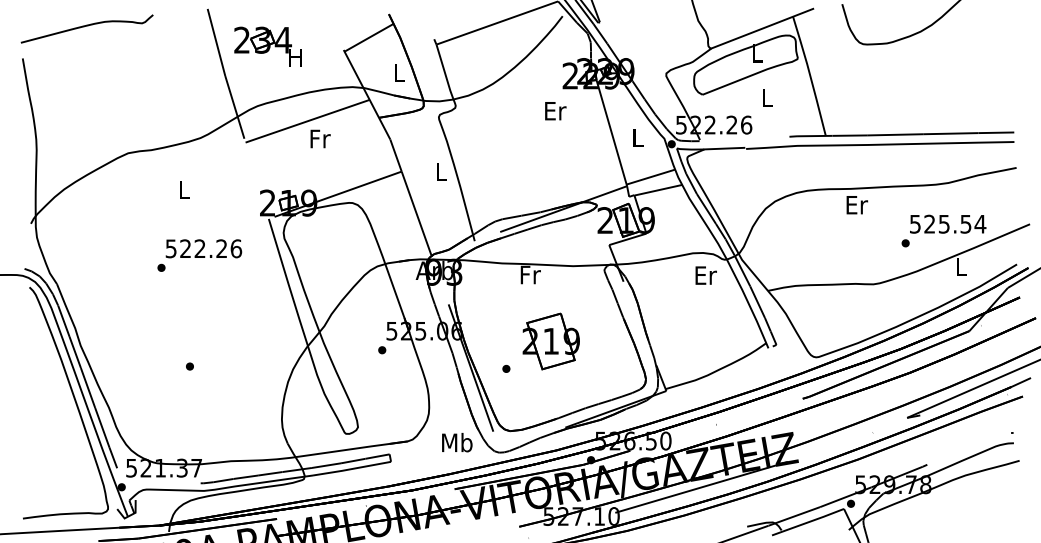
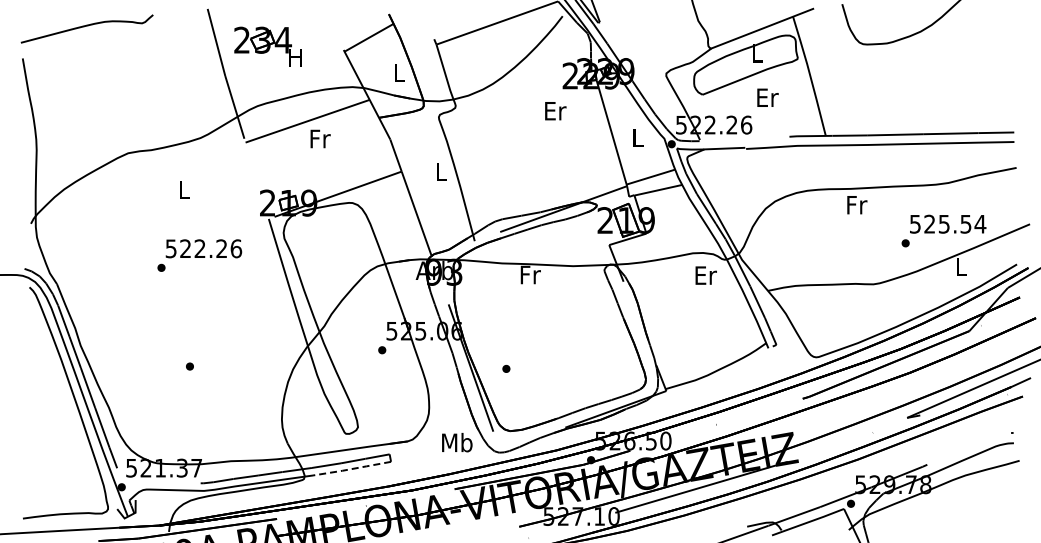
text: L -> Er (767, 97)
text: Er -> Fr (857, 205)
part: present -> none (550, 341)
line: solid -> dashed (352, 469)
